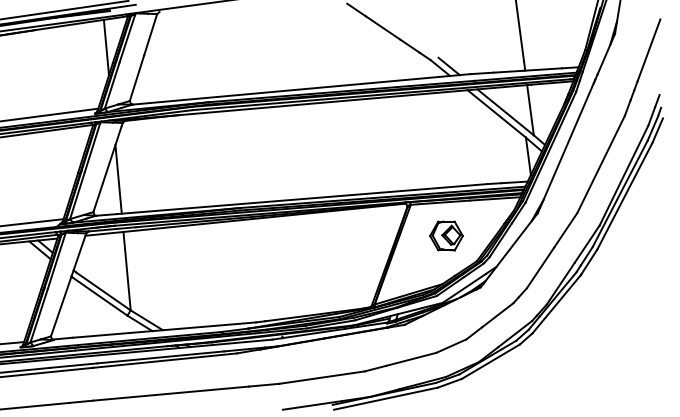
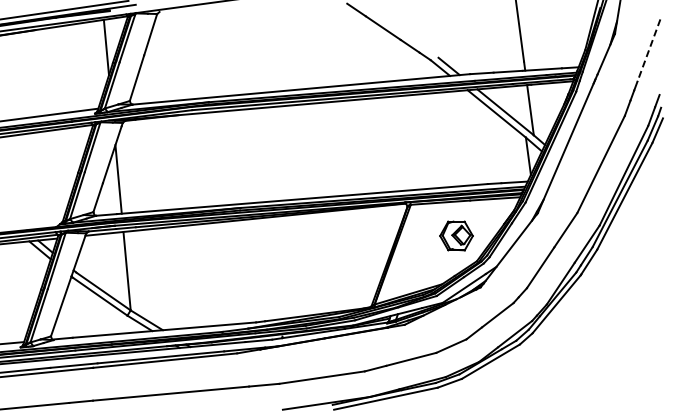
line: solid -> dashed (648, 51)
line: present -> none (32, 222)
part position: (446, 235) -> (456, 235) (456, 235)
